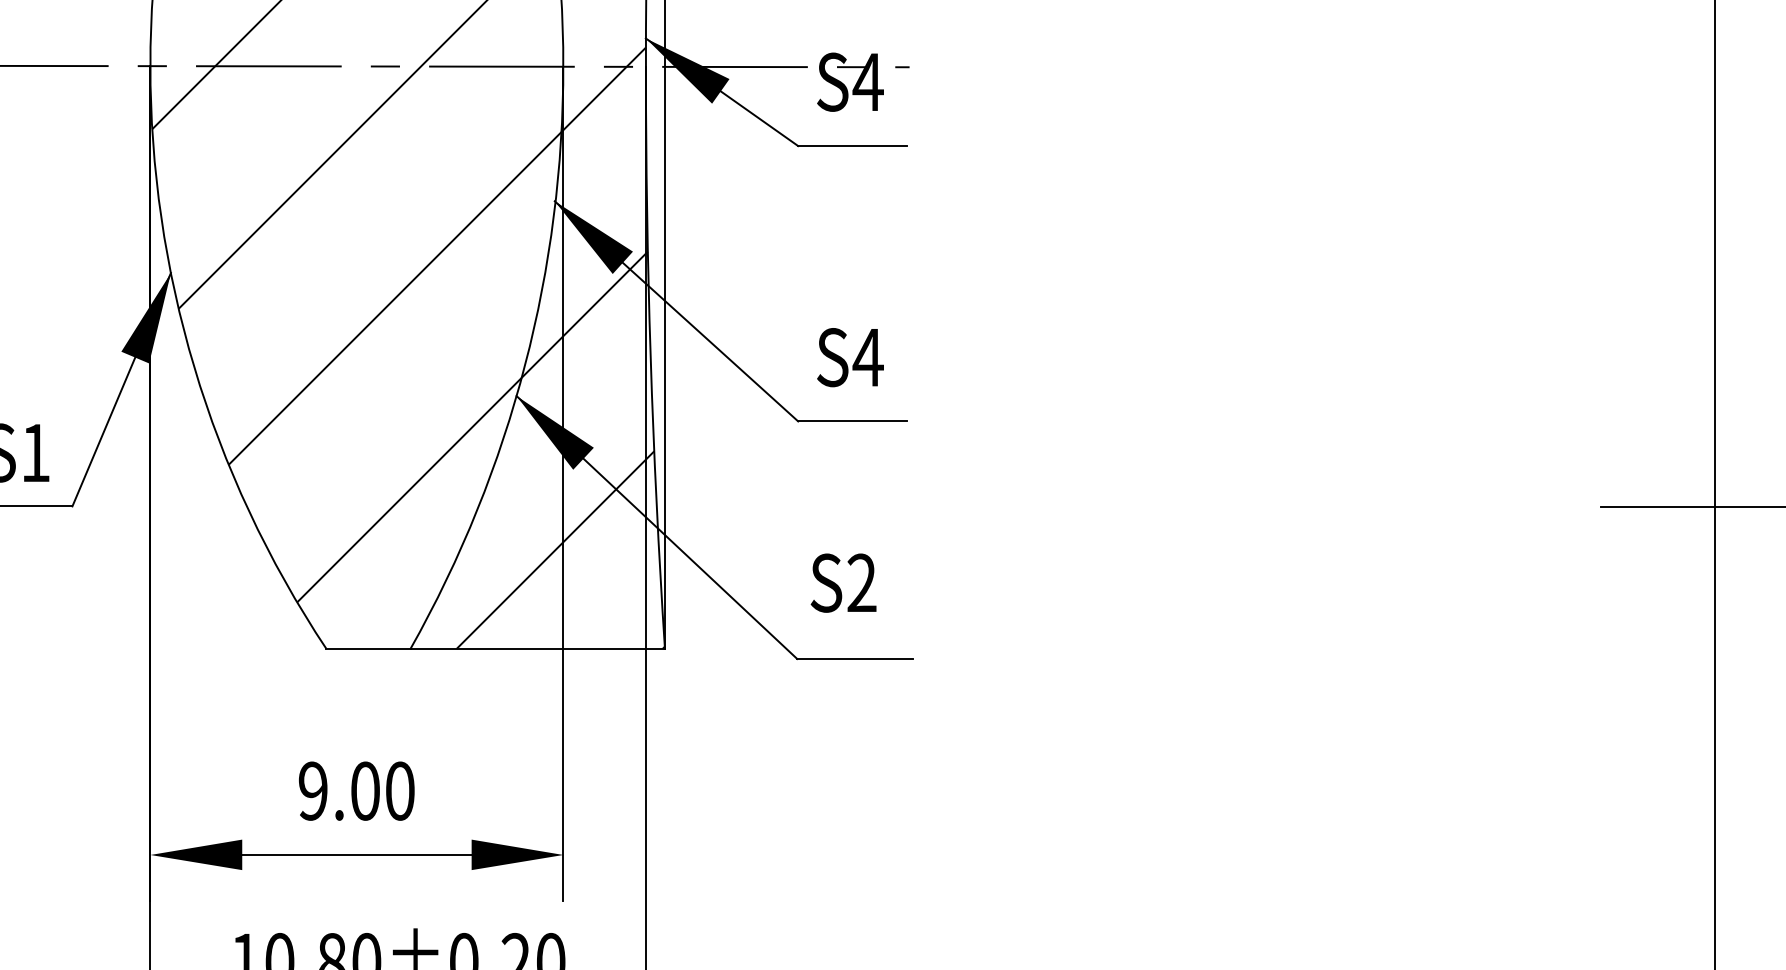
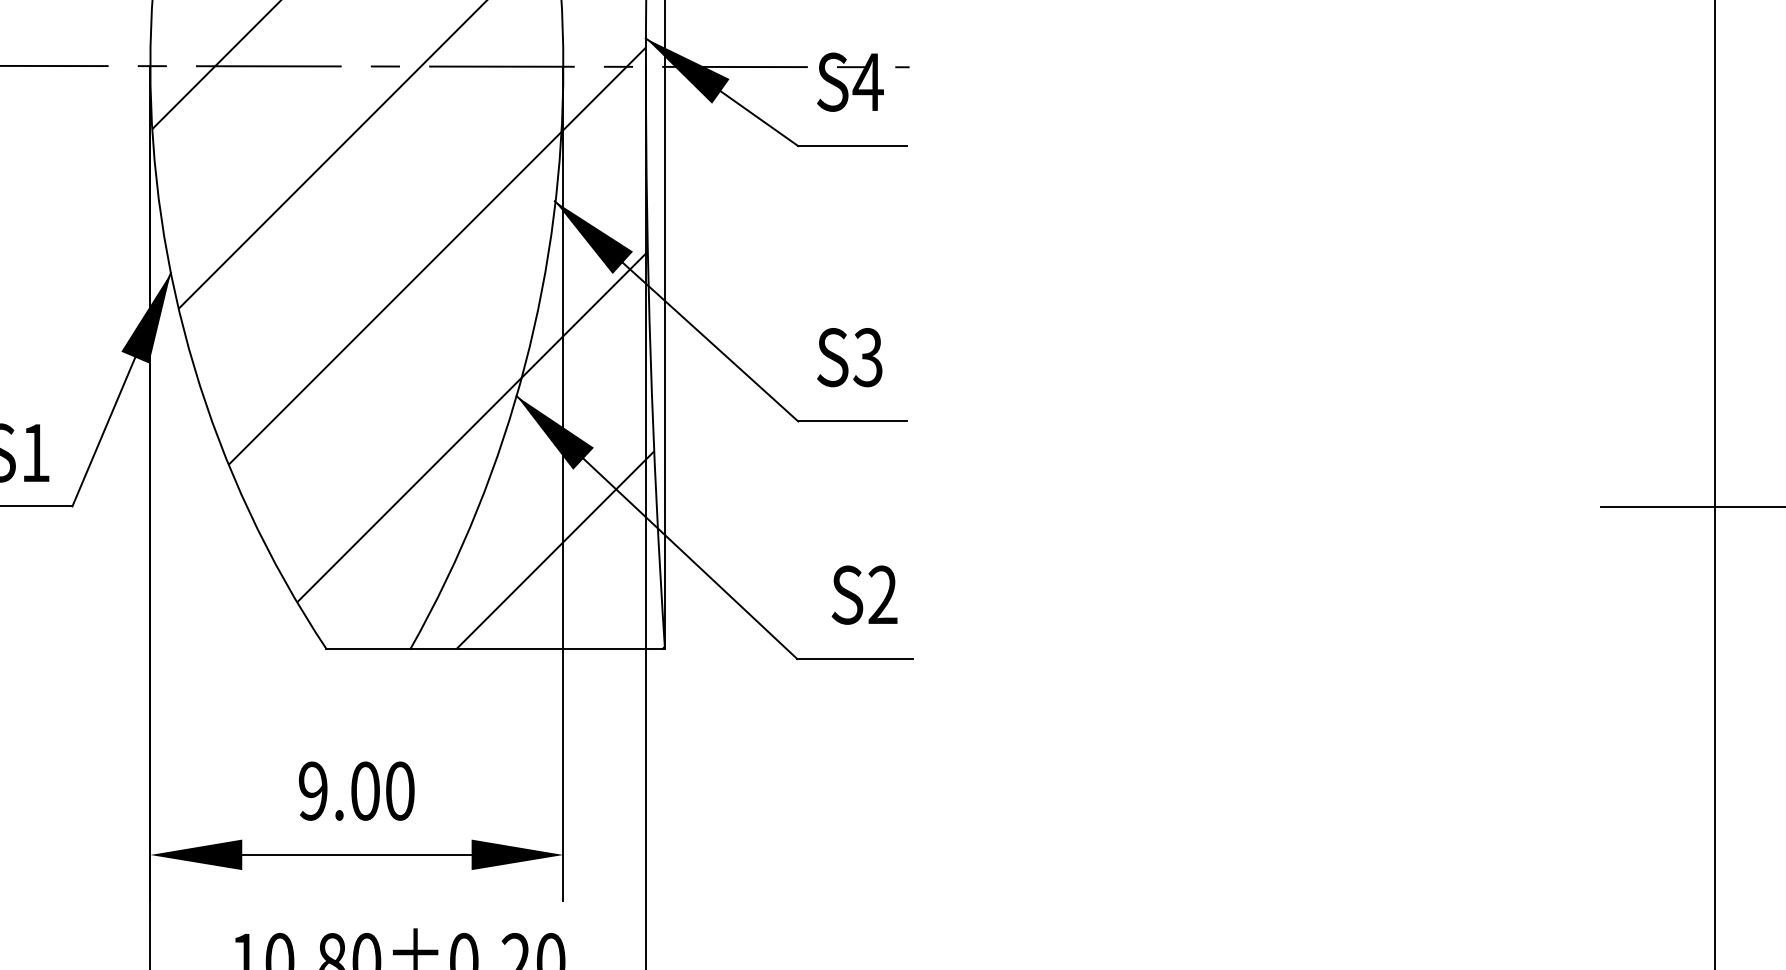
text: S4 -> S3 (867, 357)
text position: (843, 582) -> (864, 594) (864, 594)
